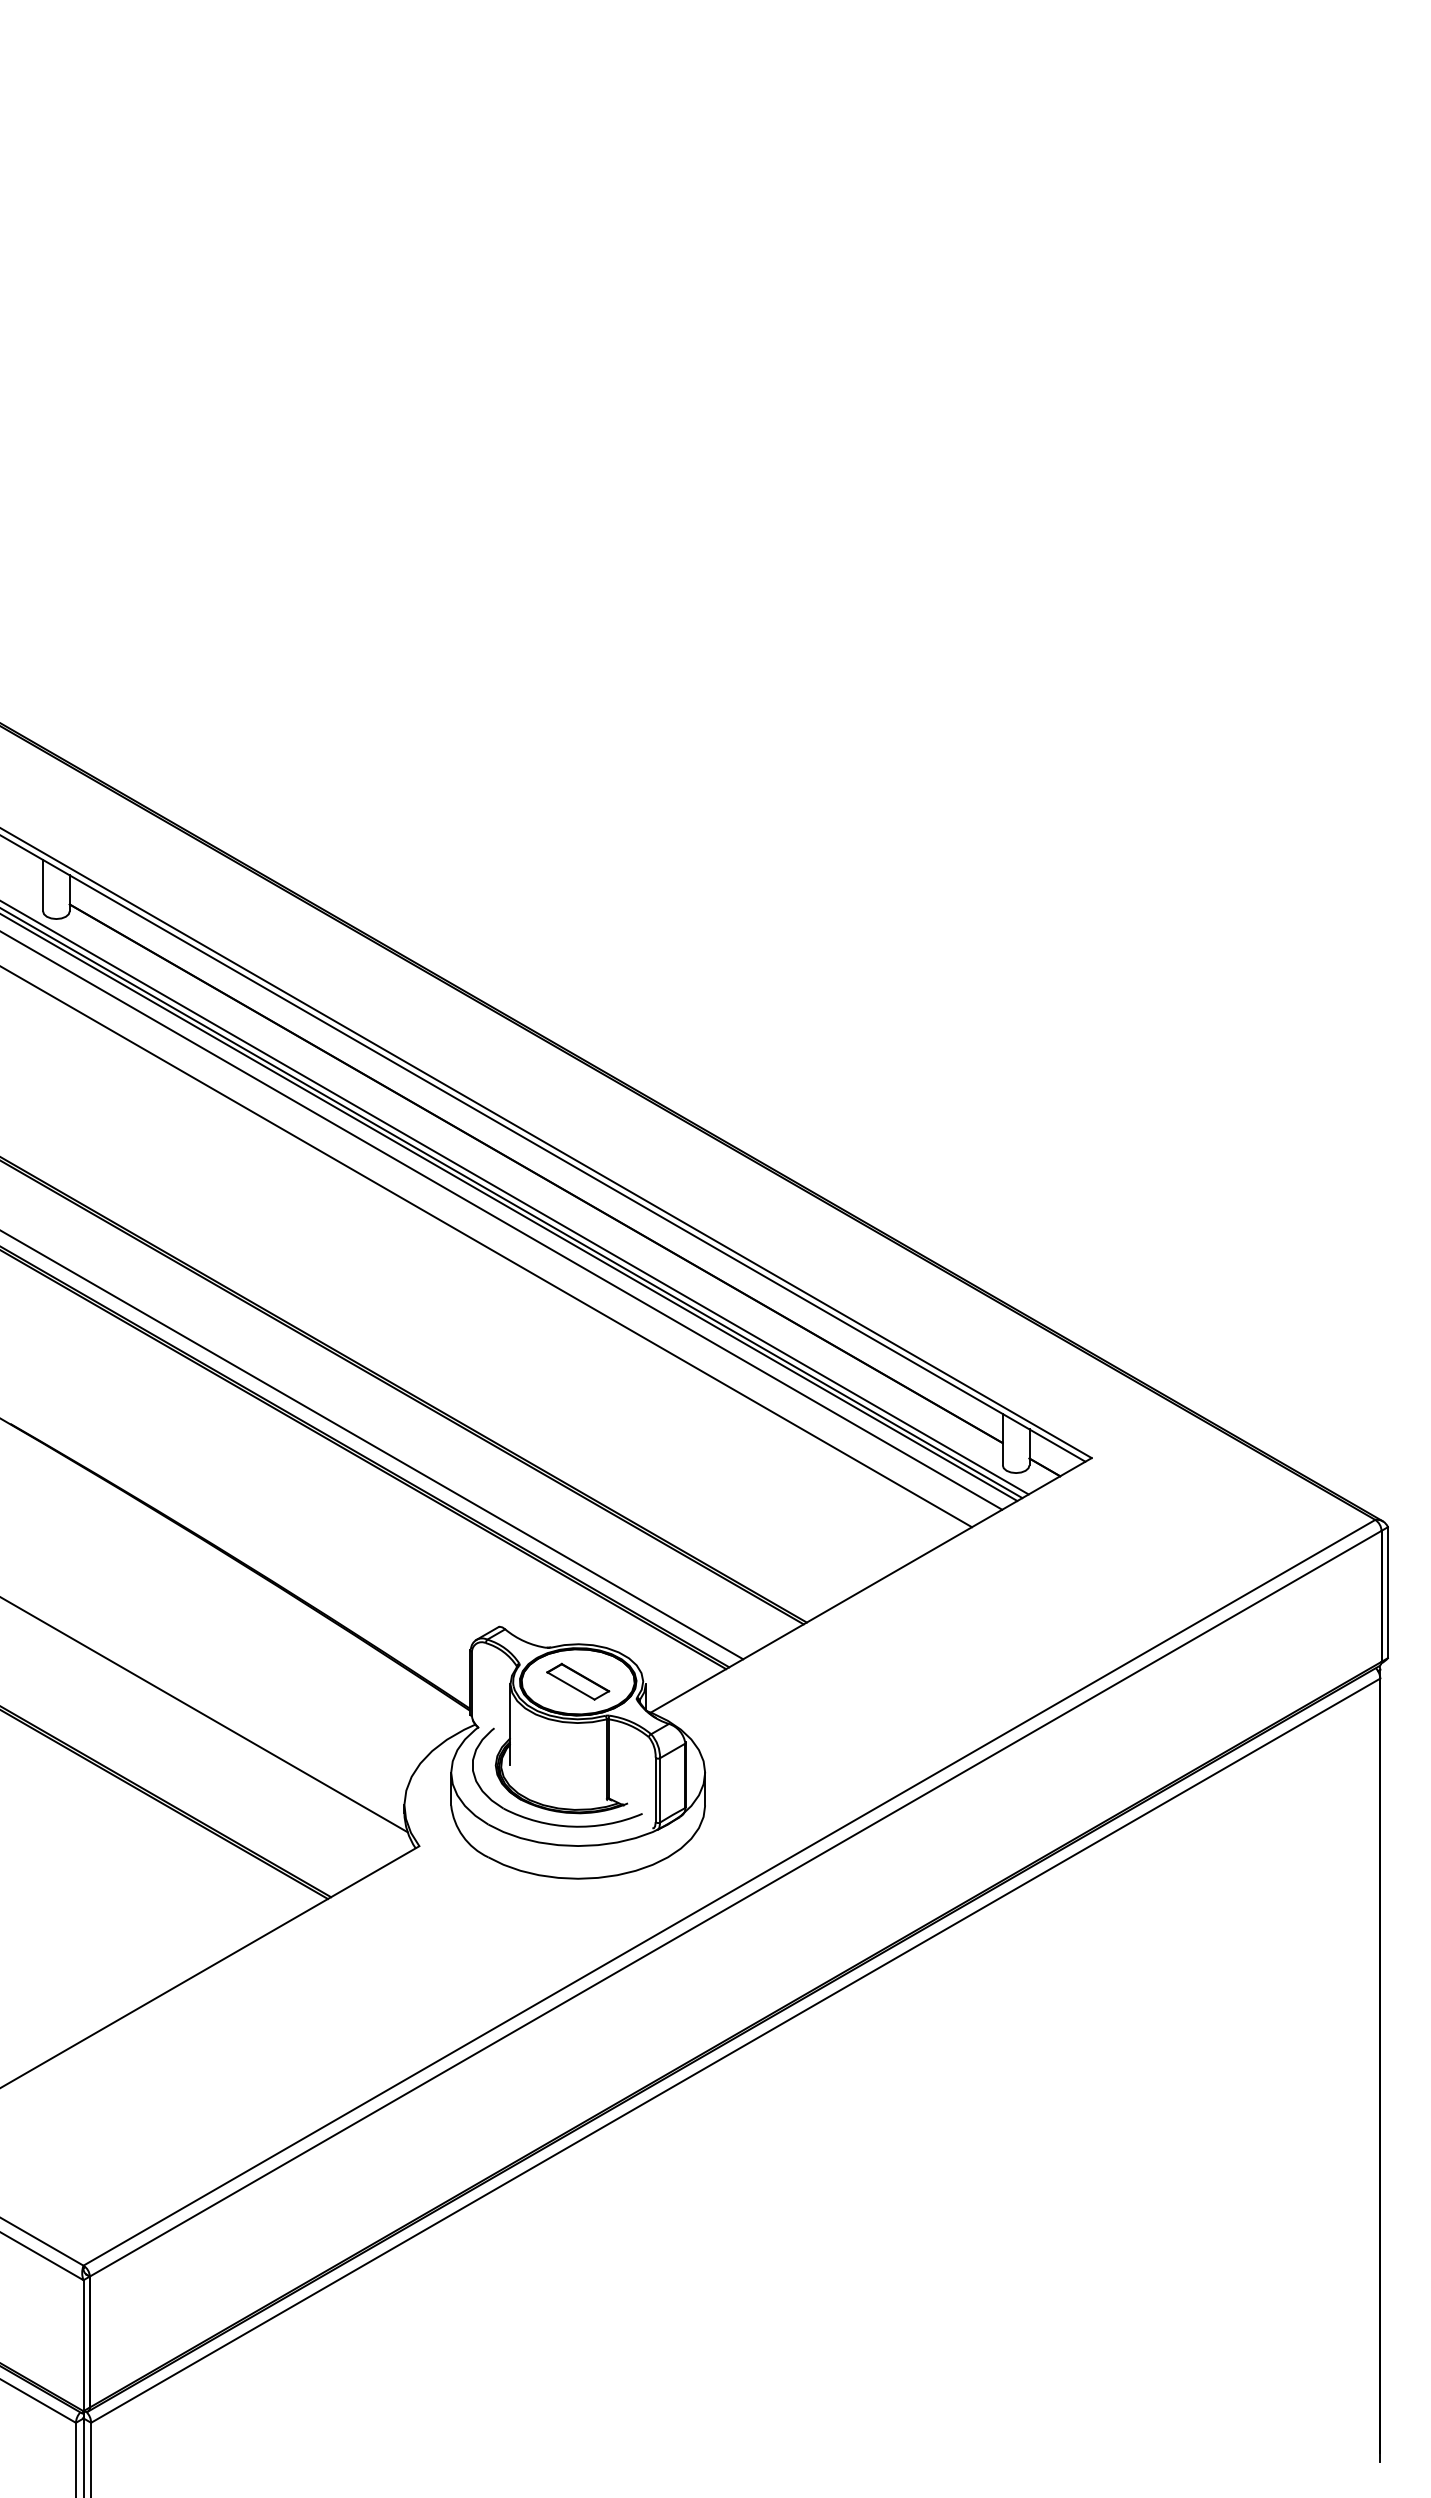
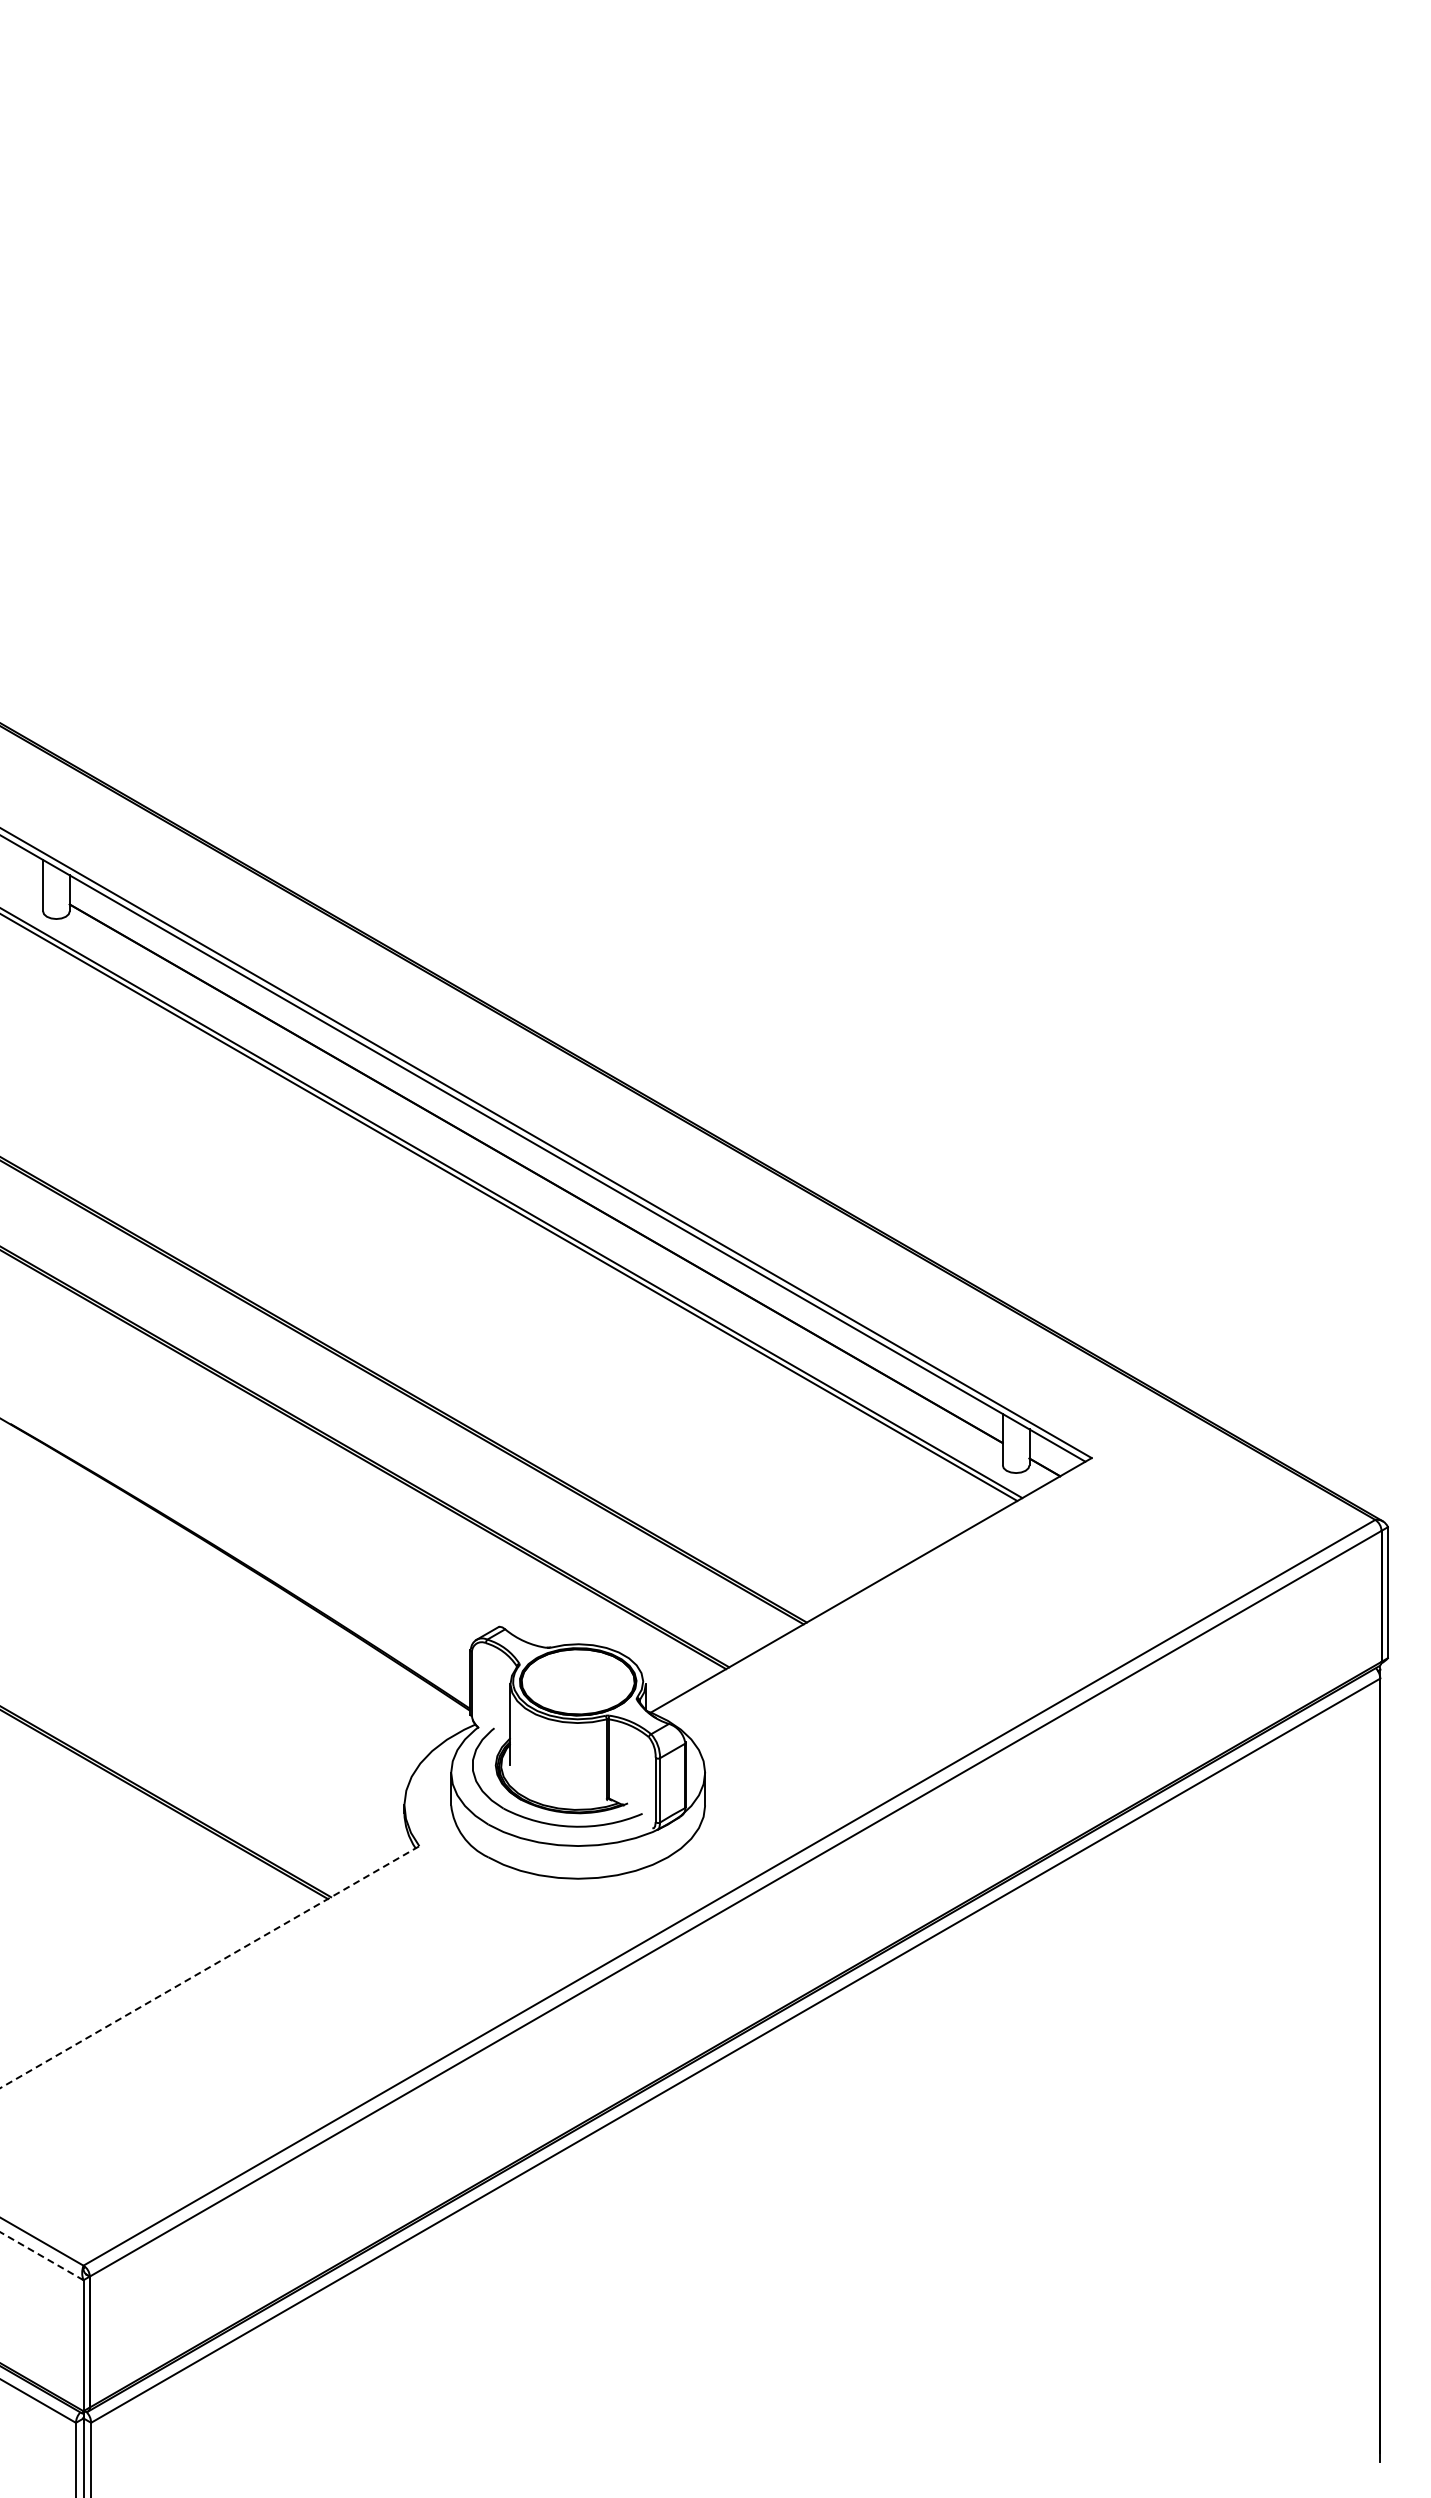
line: present -> none (515, 1197)
line: present -> none (502, 1220)
line: present -> none (487, 1247)
line: present -> none (372, 1445)
part: present -> none (578, 1681)
line: present -> none (204, 1715)
line: solid -> dashed (210, 1967)
line: solid -> dashed (41, 2256)
